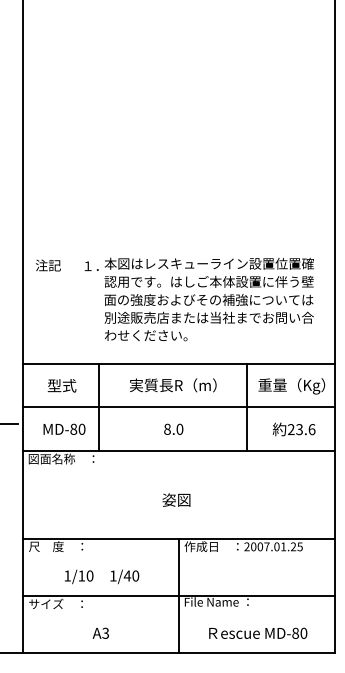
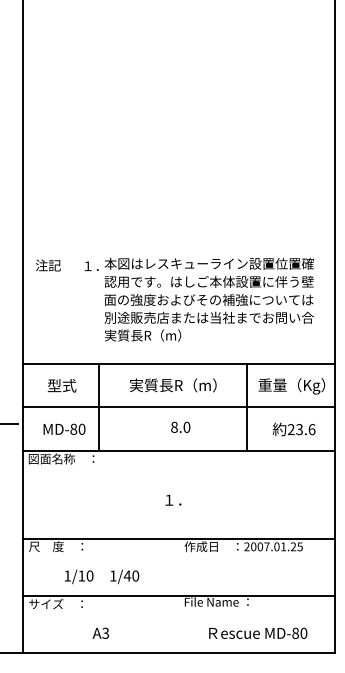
text: わせください。 -> 実質長R（m） (146, 335)
text position: (173, 428) -> (180, 426) (180, 426)
text: 姿図 -> １． (176, 499)
line: present -> none (179, 595)
